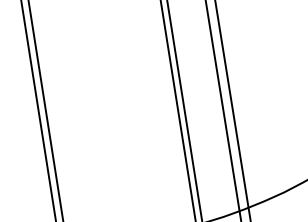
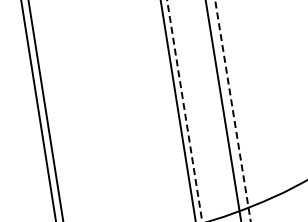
line: solid -> dashed (184, 110)
line: solid -> dashed (233, 111)
